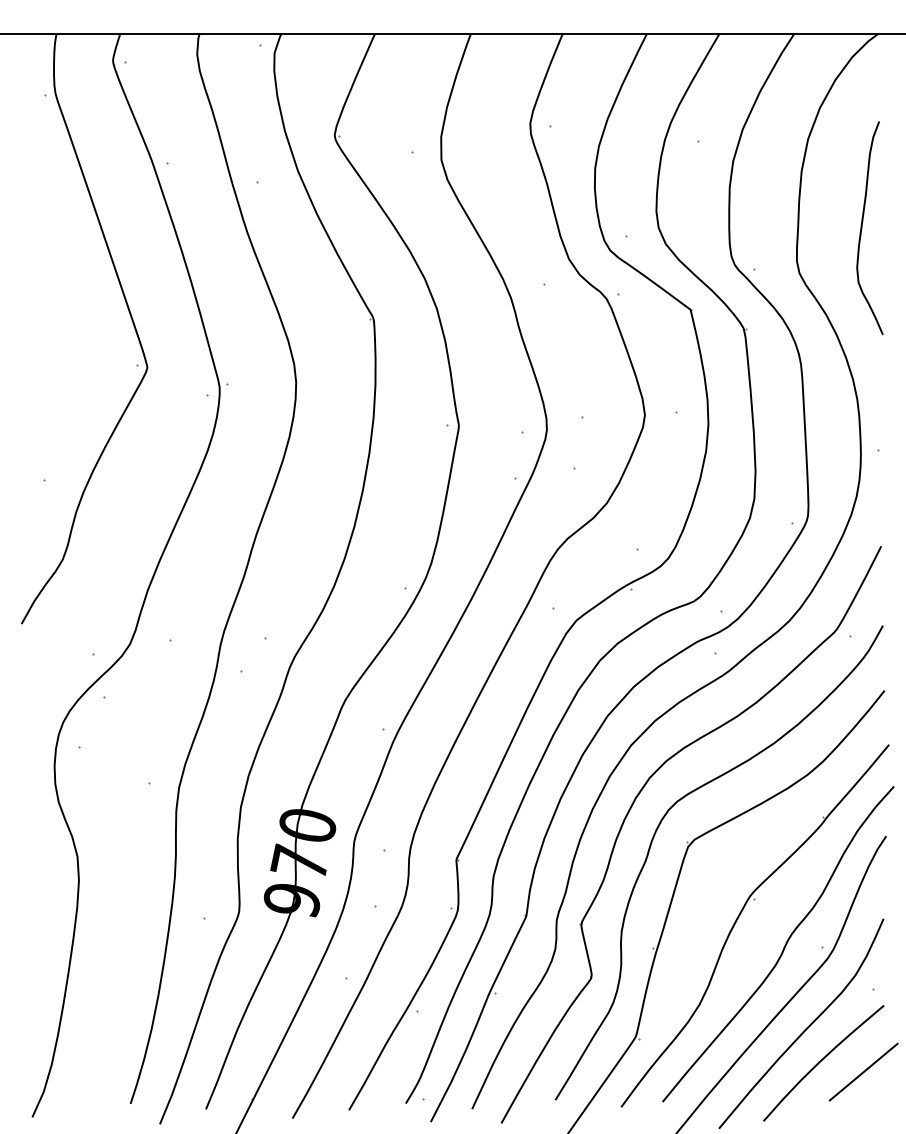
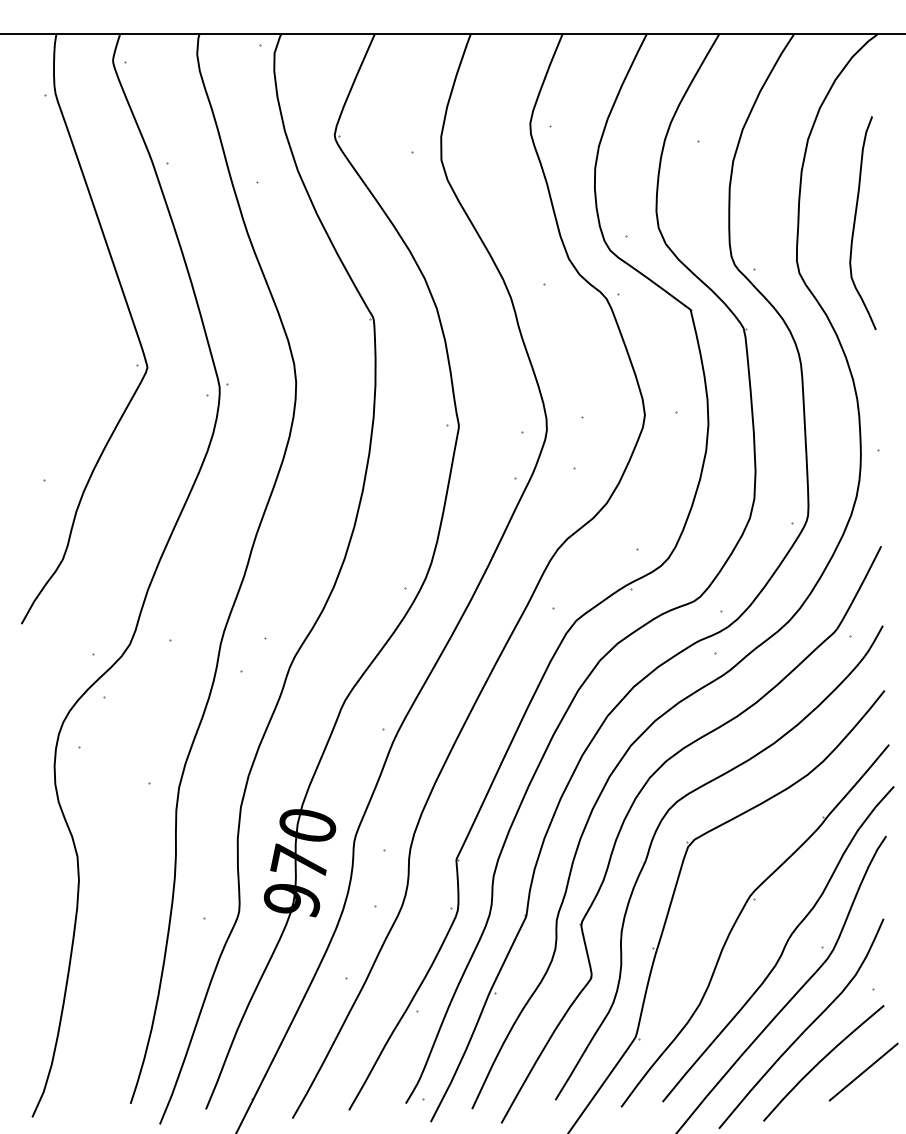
curve position: (862, 227) -> (855, 222) (855, 222)
